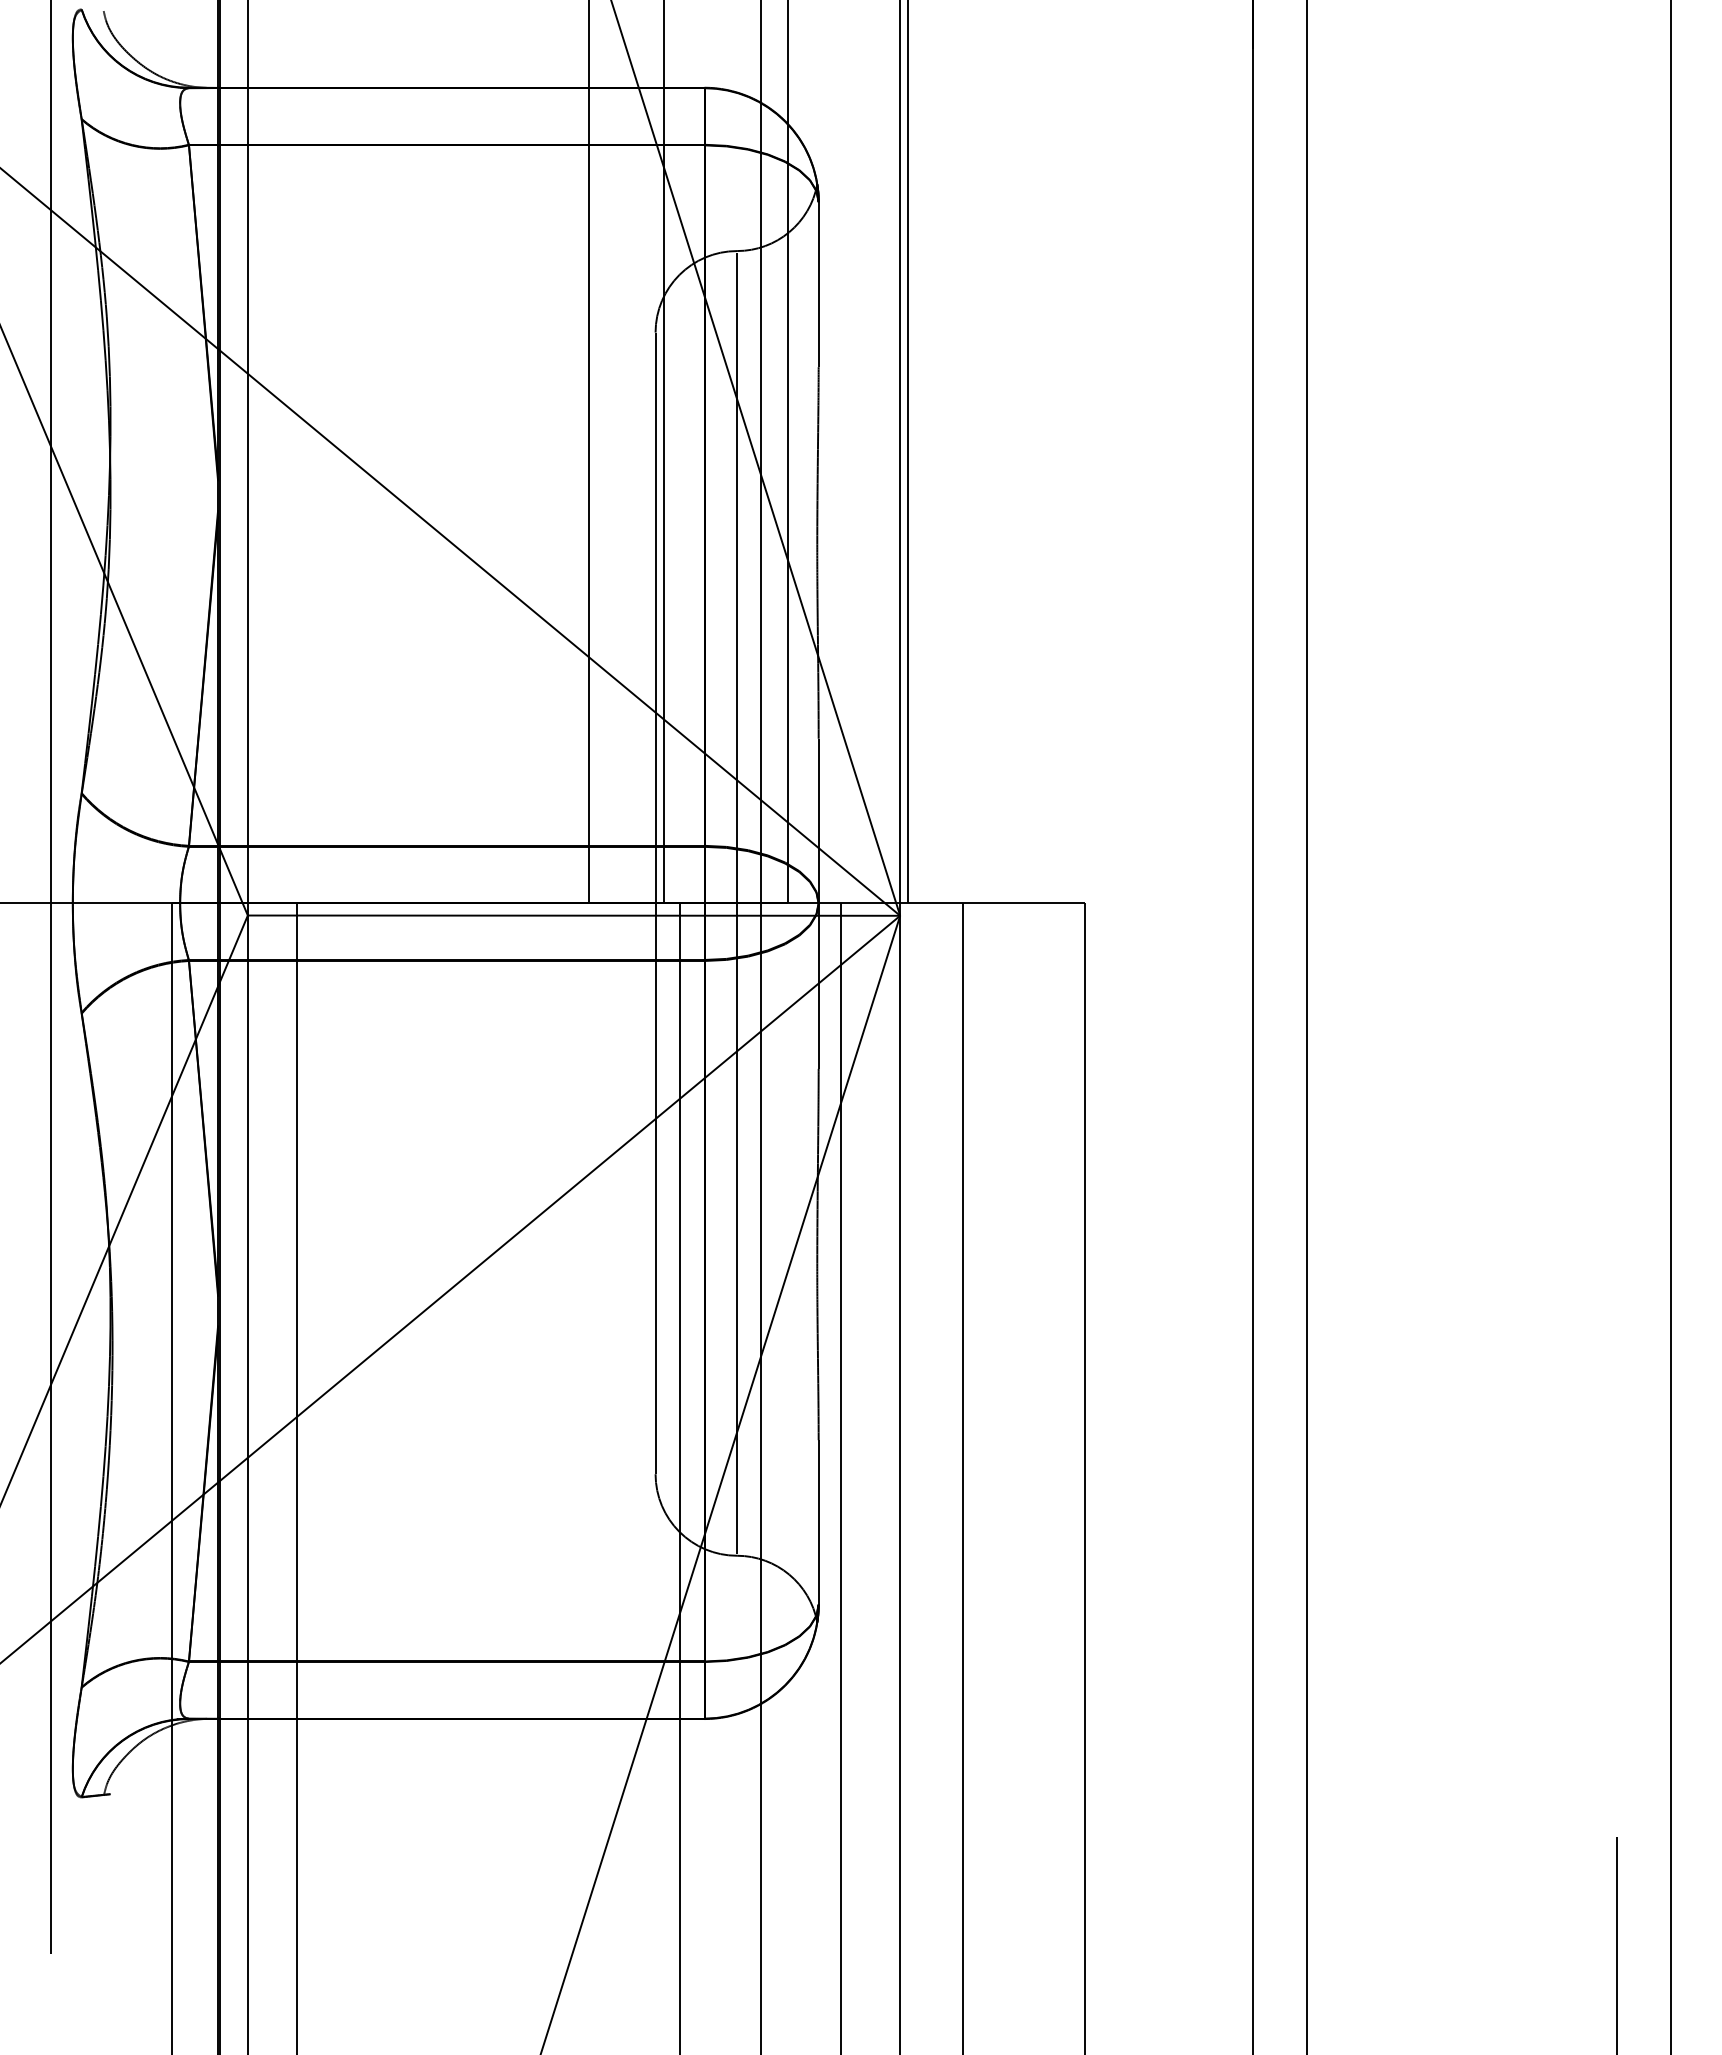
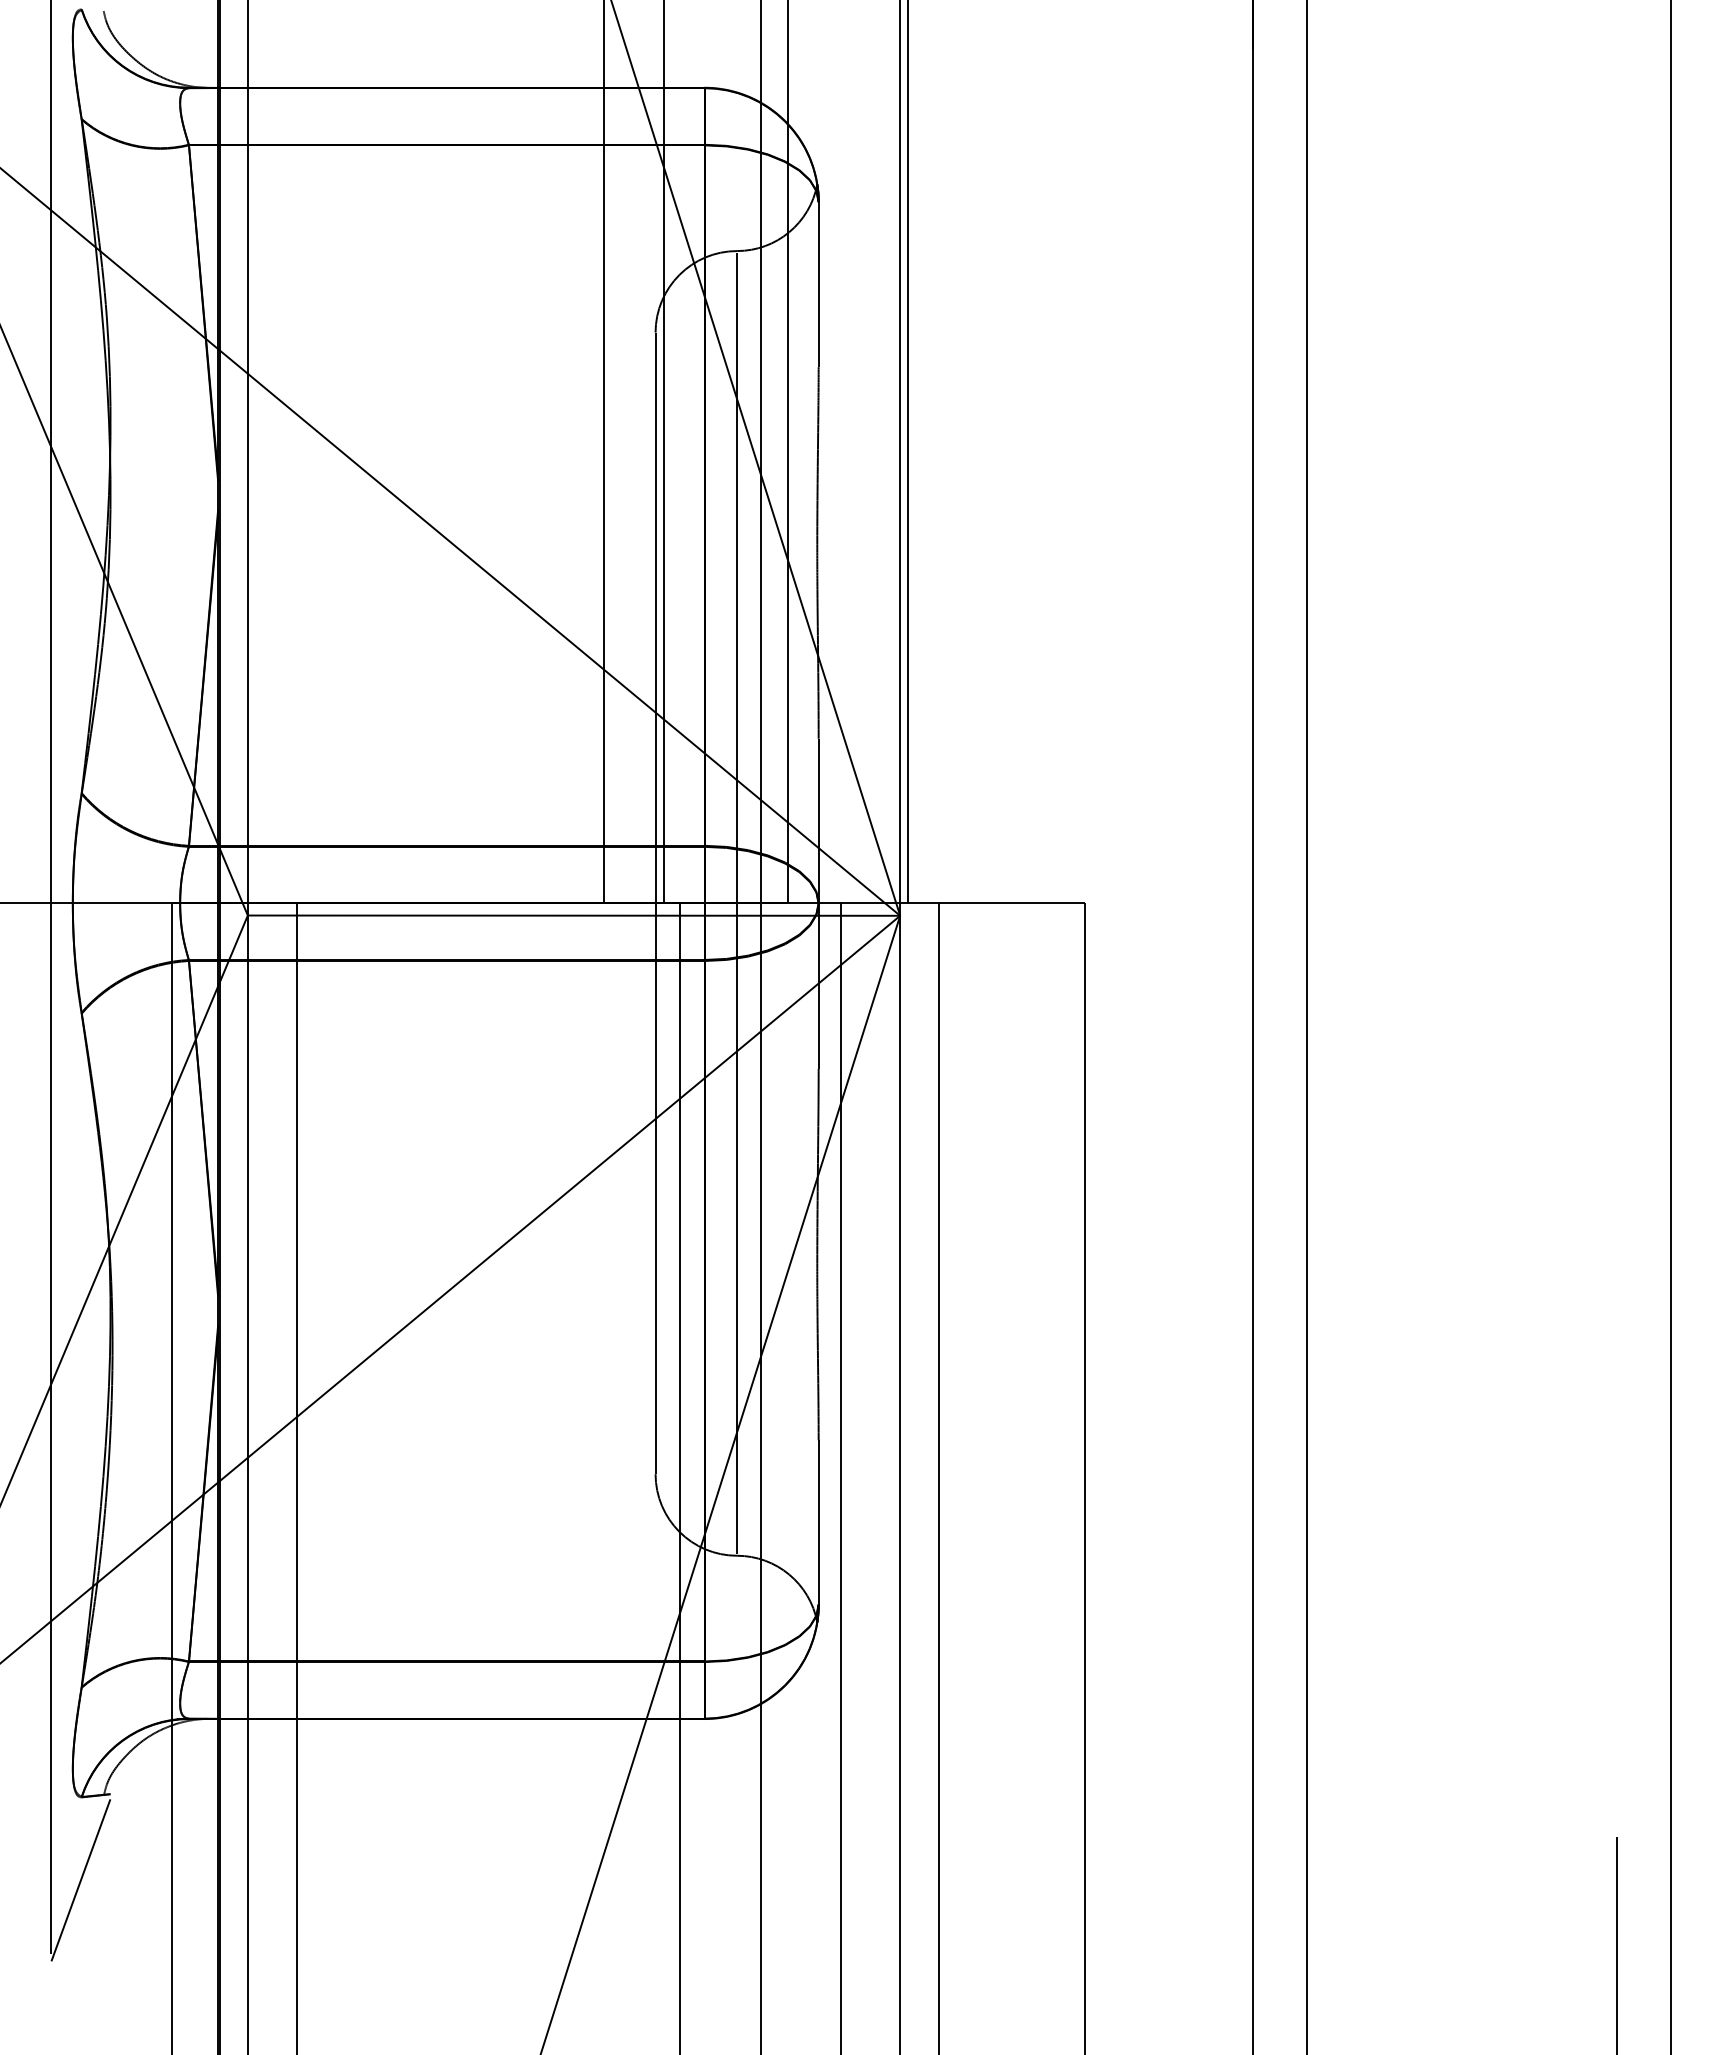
line position: (589, 452) -> (604, 452) (604, 452)
line position: (962, 1477) -> (938, 1477) (938, 1477)
line: none -> present (80, 1880)
